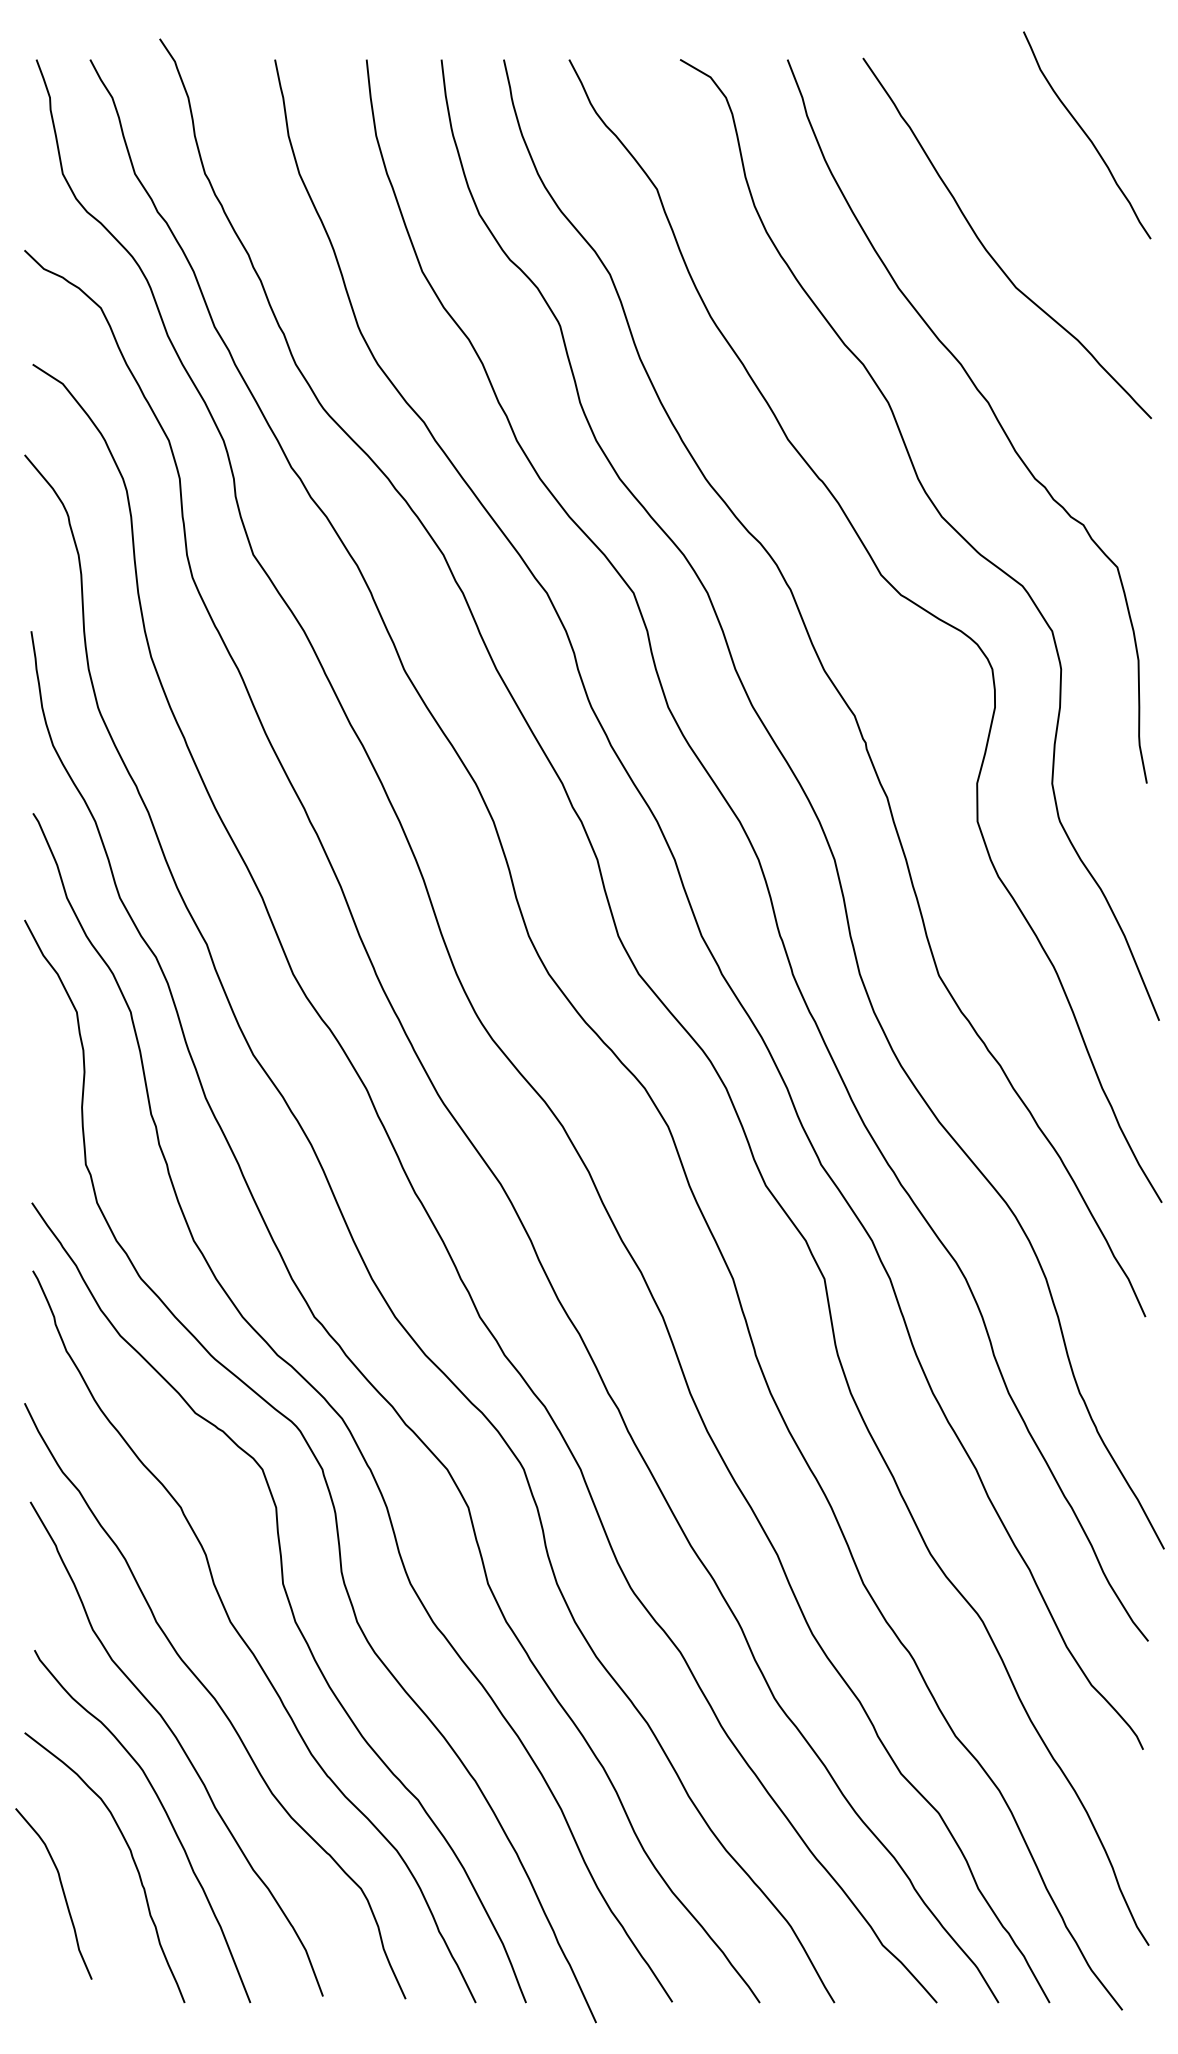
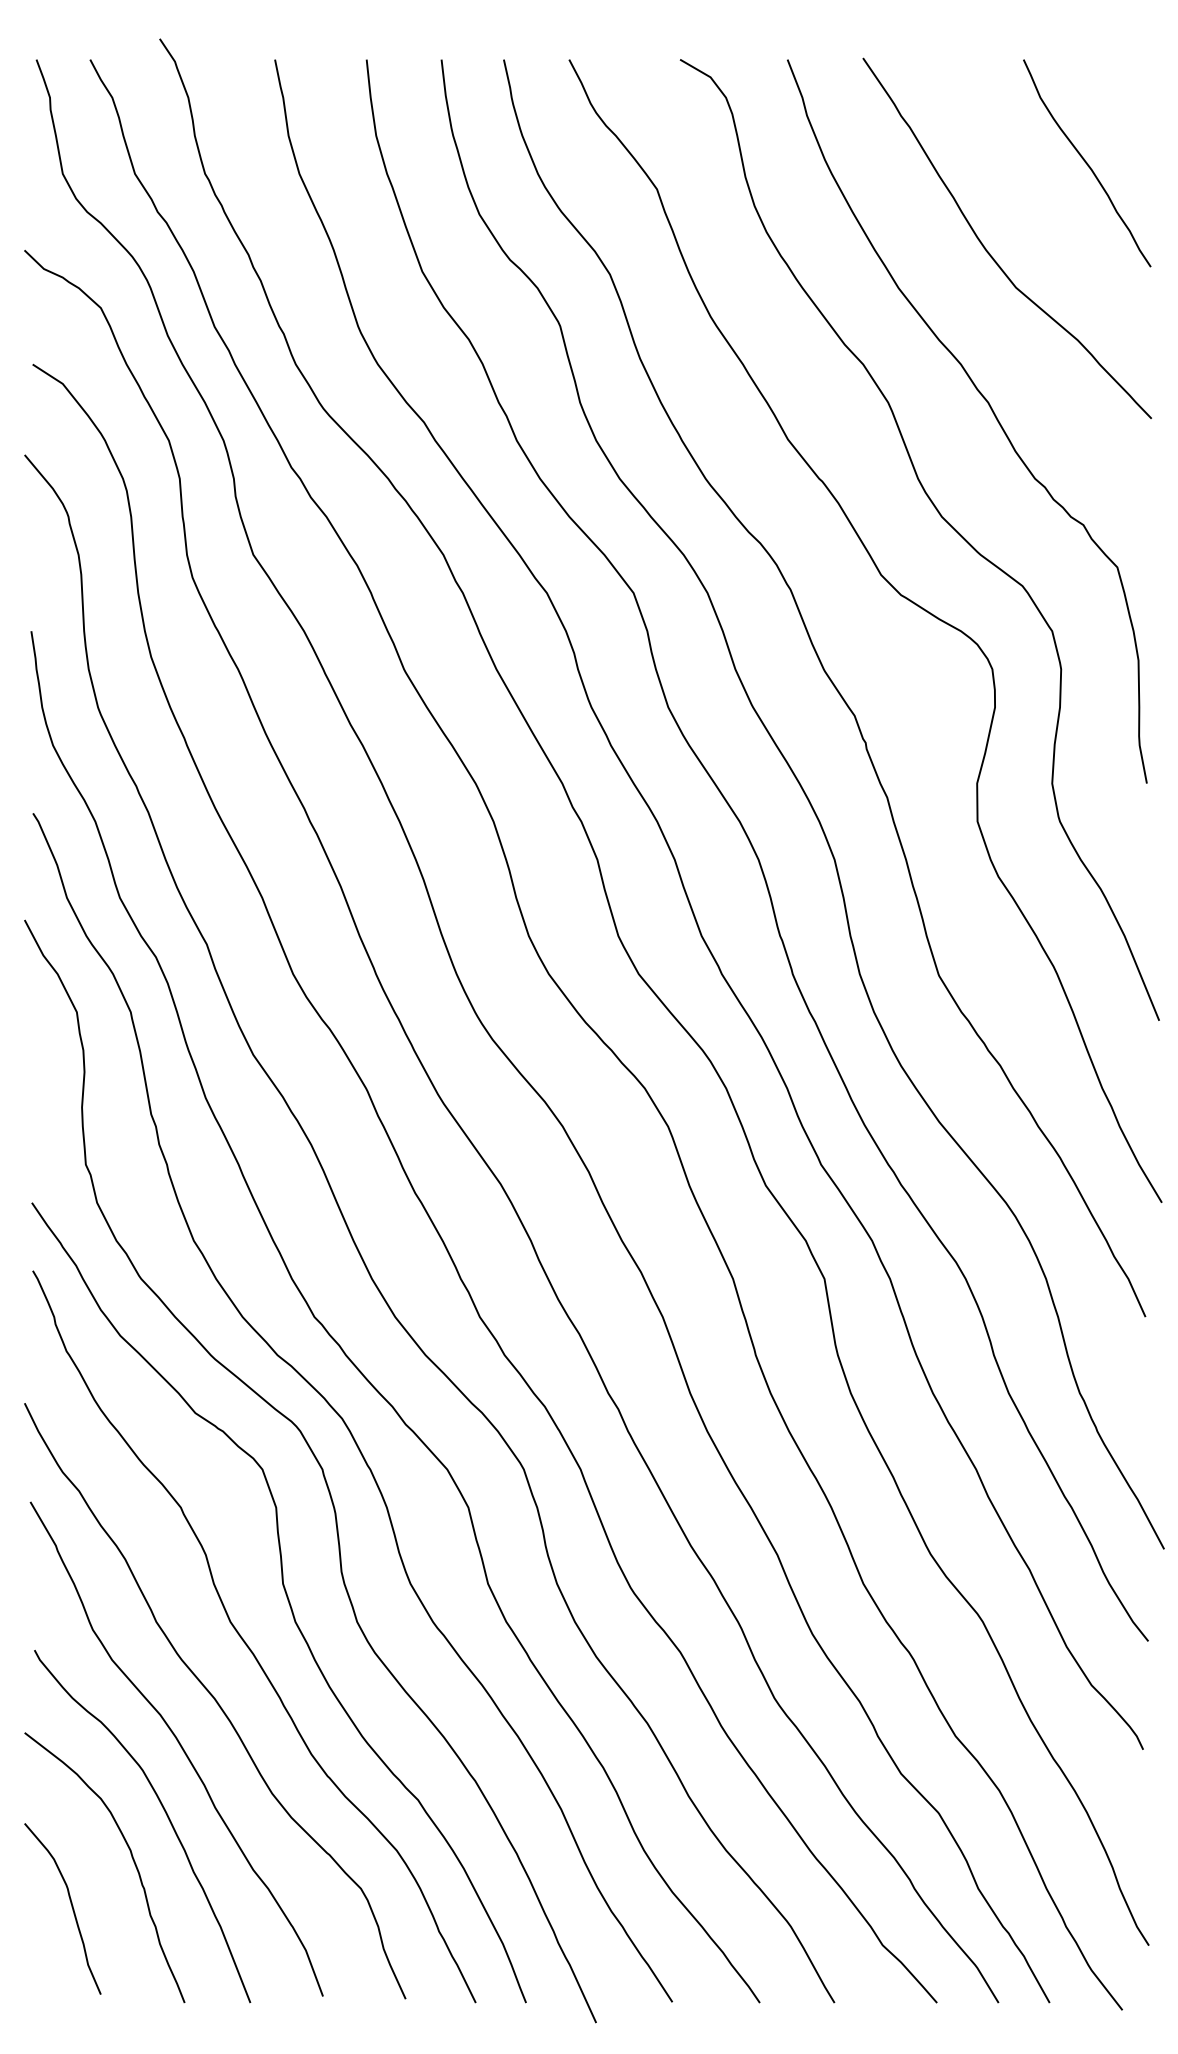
curve position: (1087, 135) -> (1087, 163) (1087, 163)
curve position: (62, 1892) -> (71, 1907) (71, 1907)
